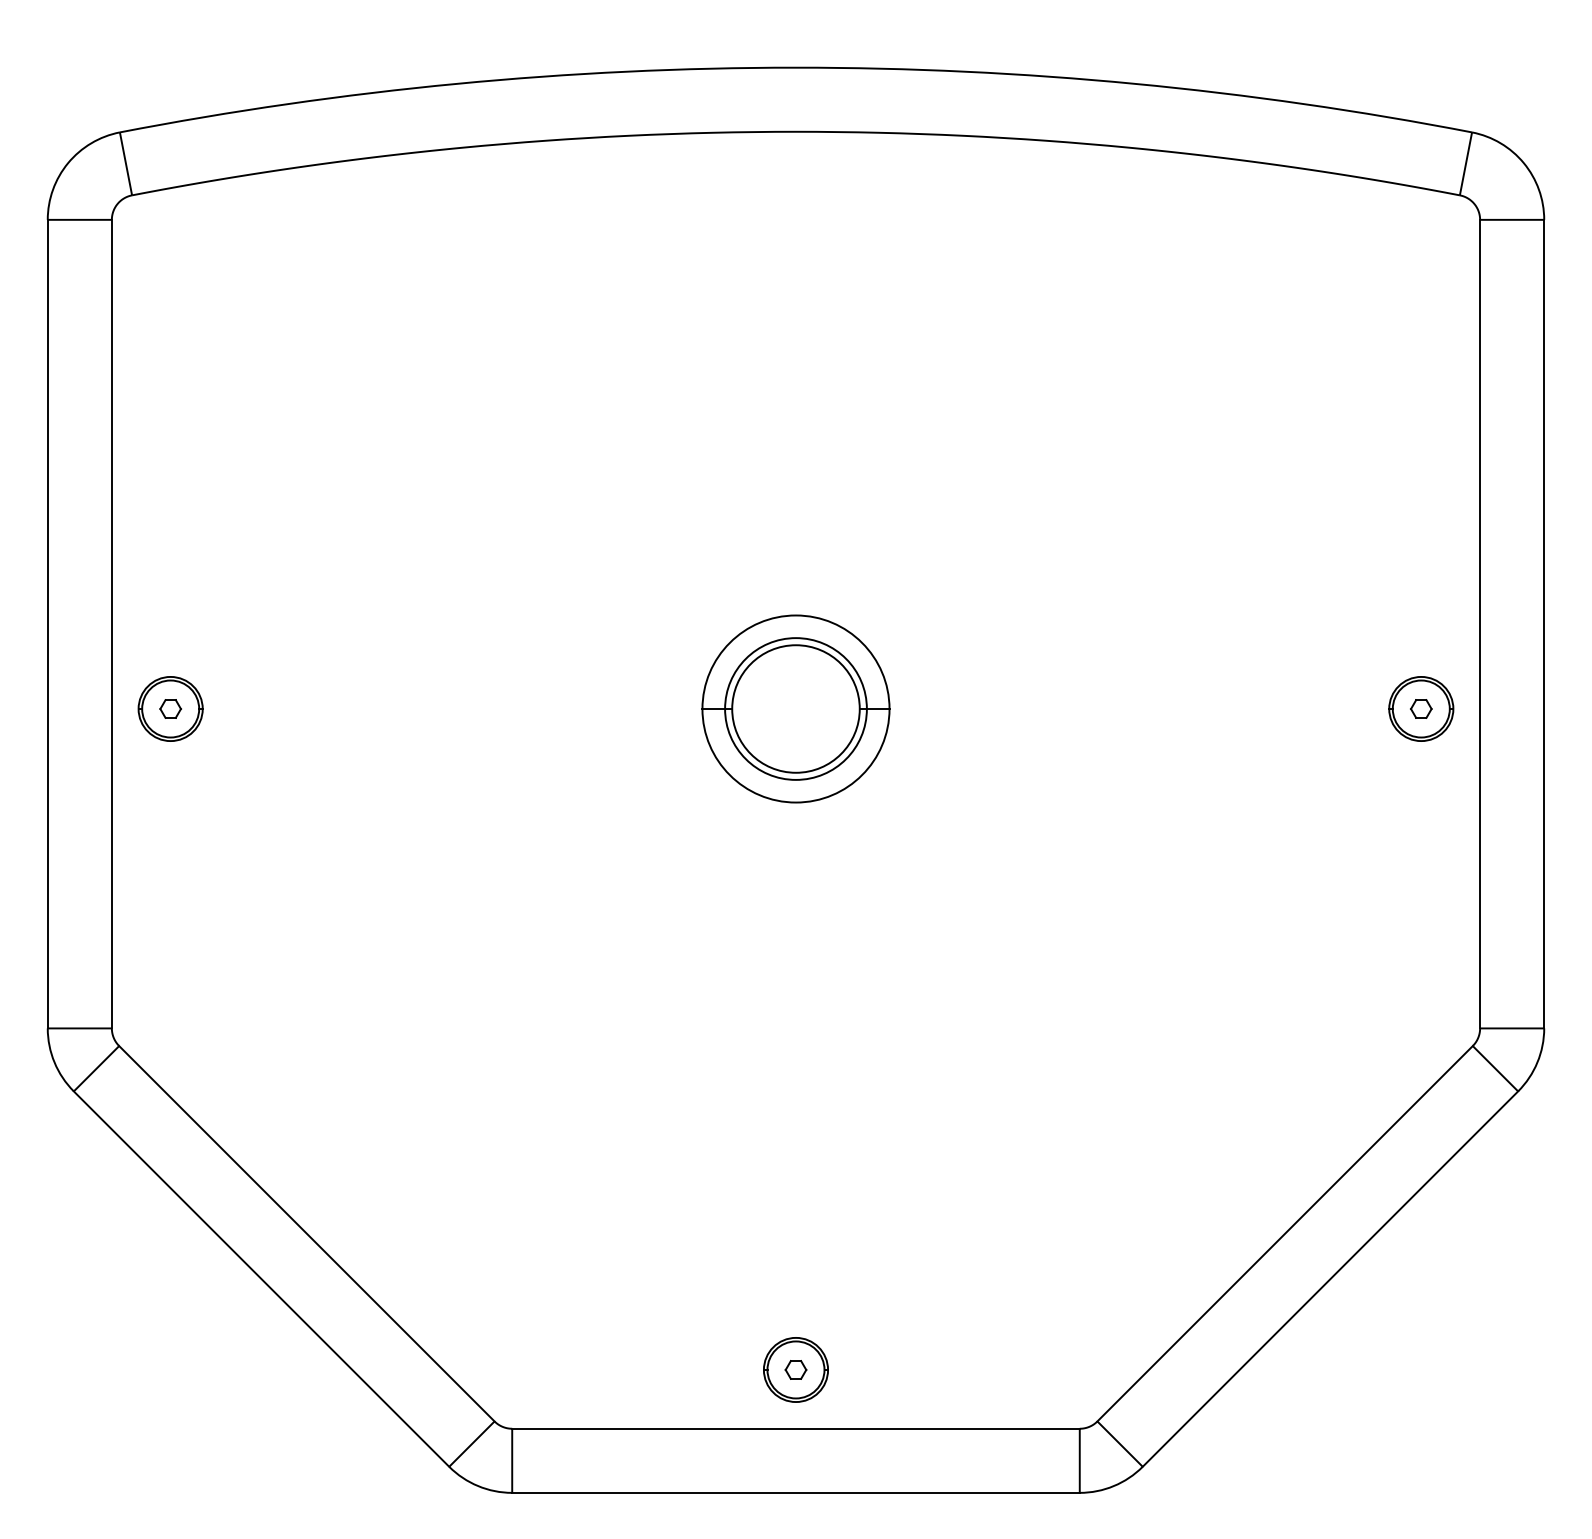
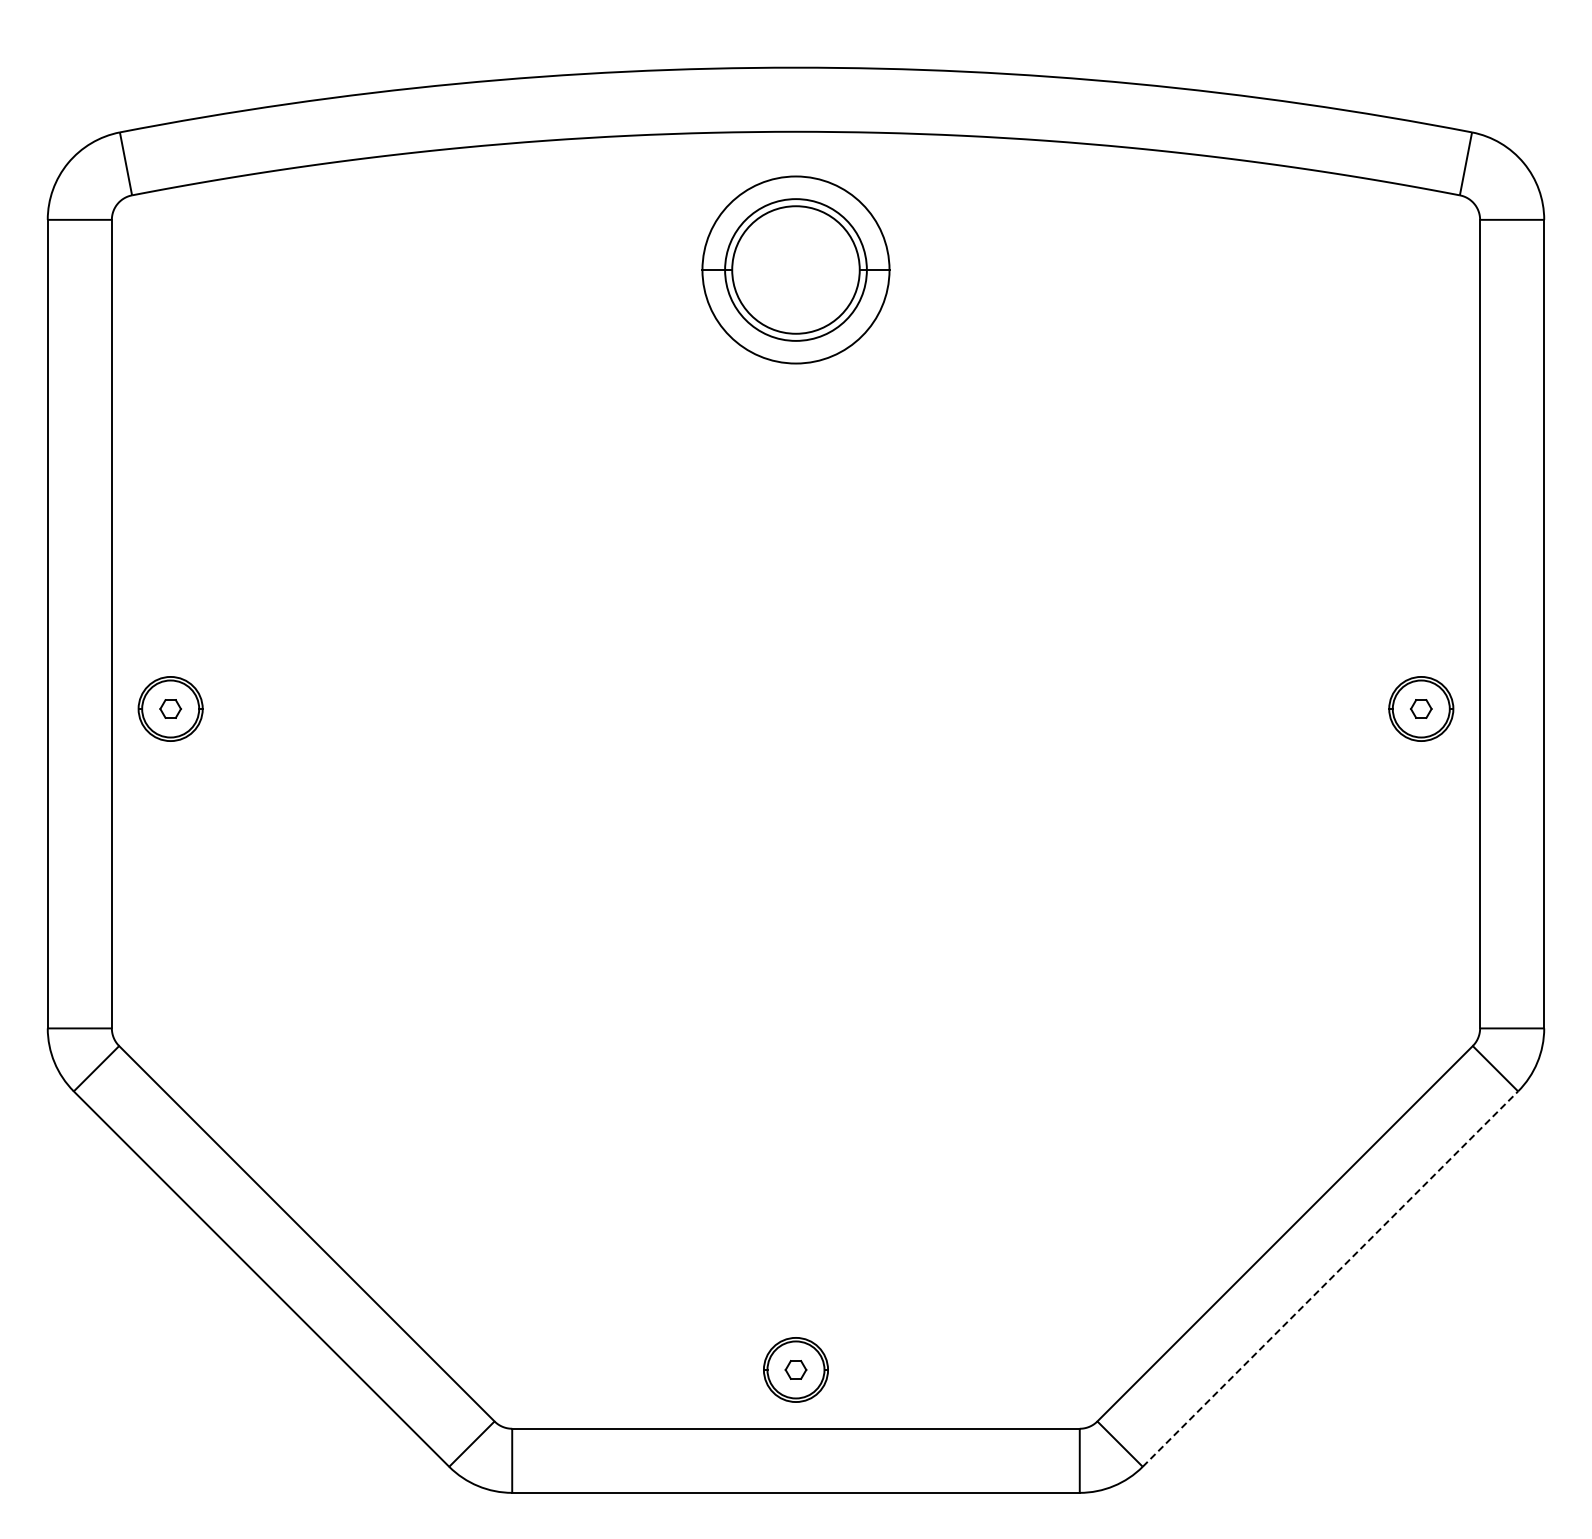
part position: (795, 708) -> (795, 269) (795, 269)
line: solid -> dashed (1330, 1278)
